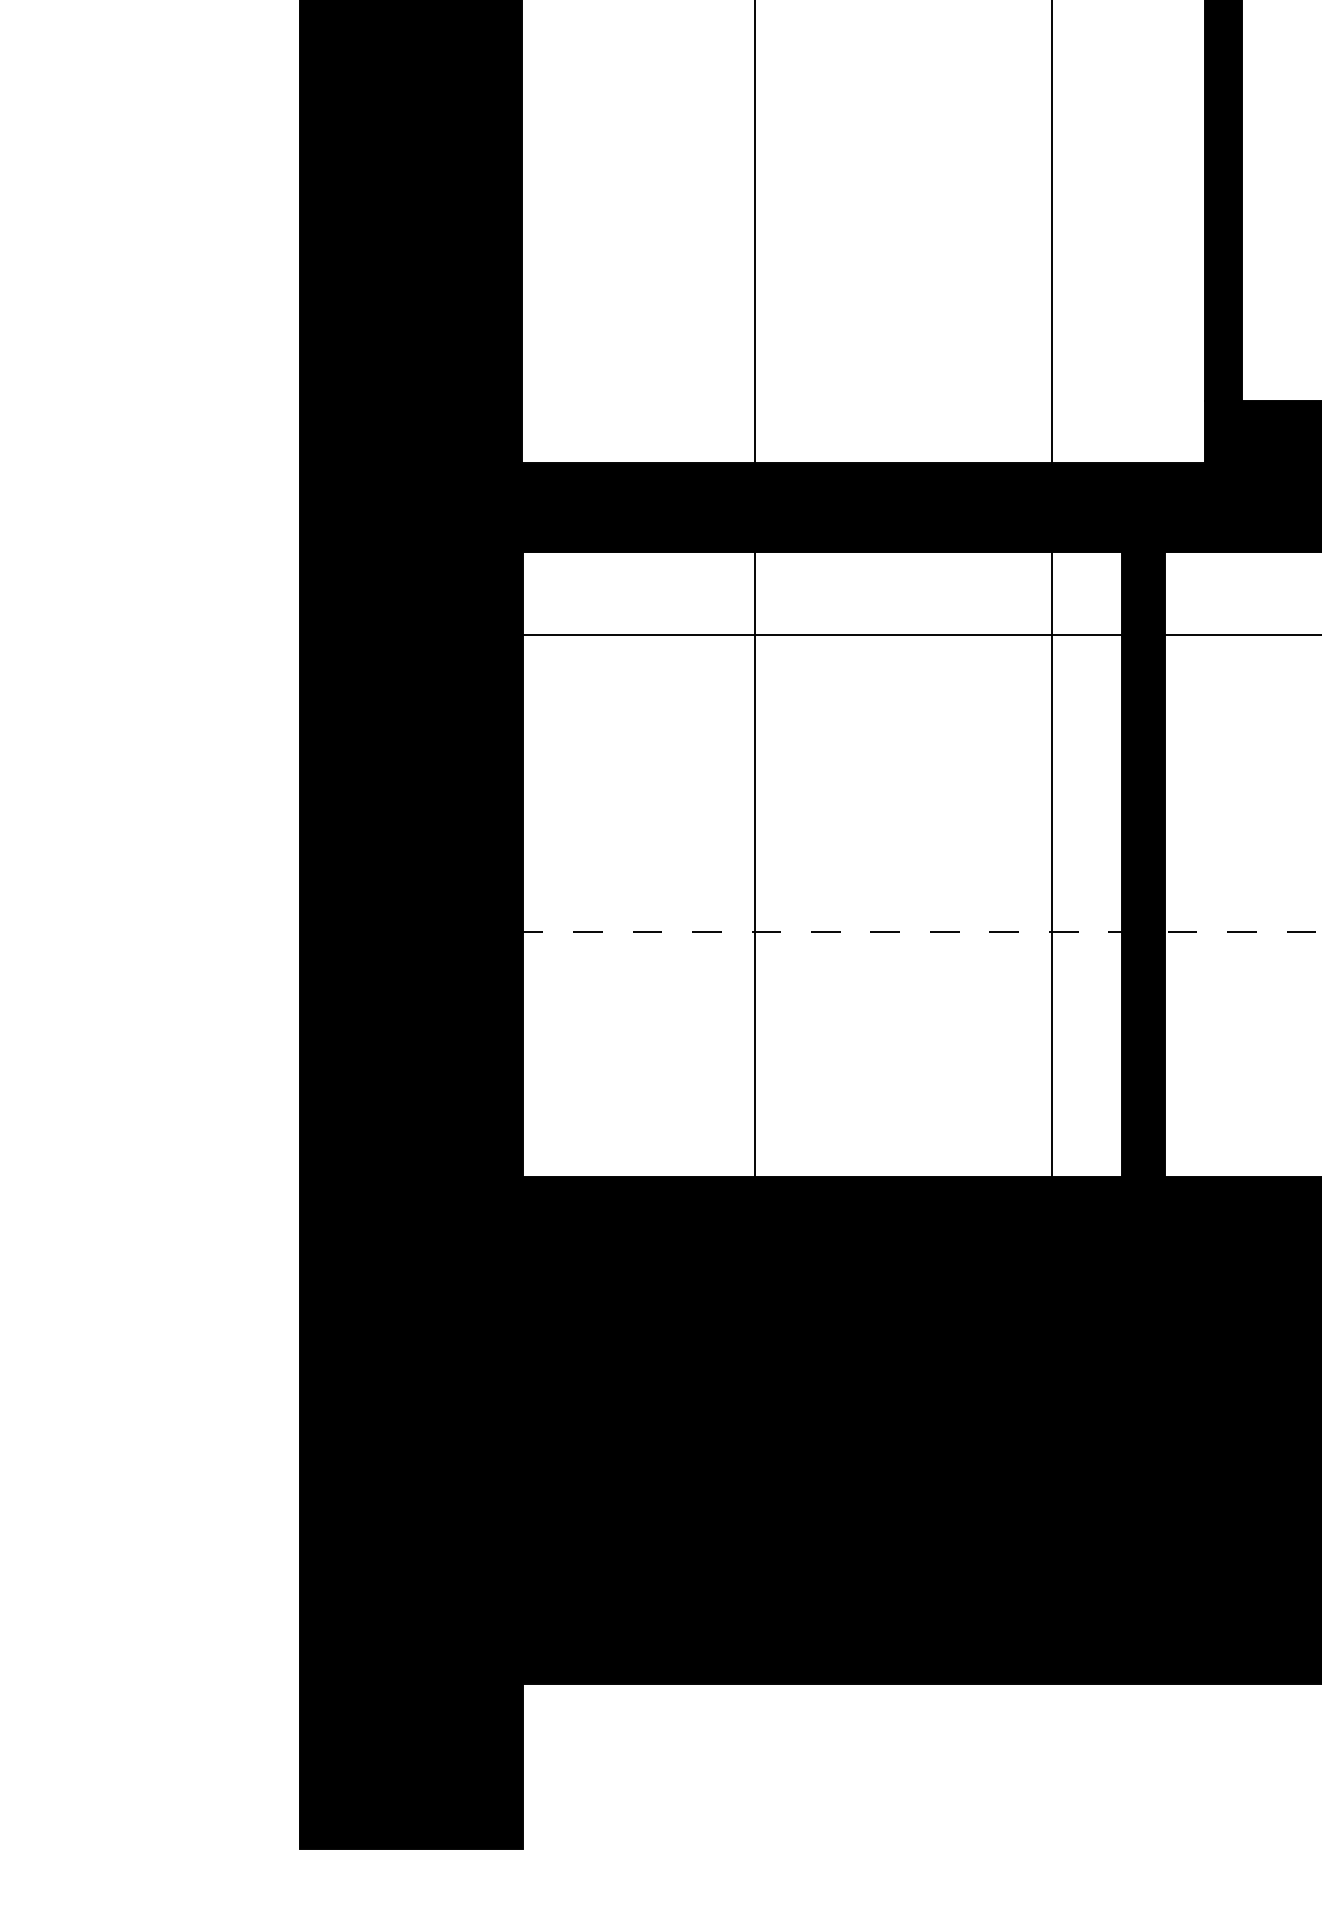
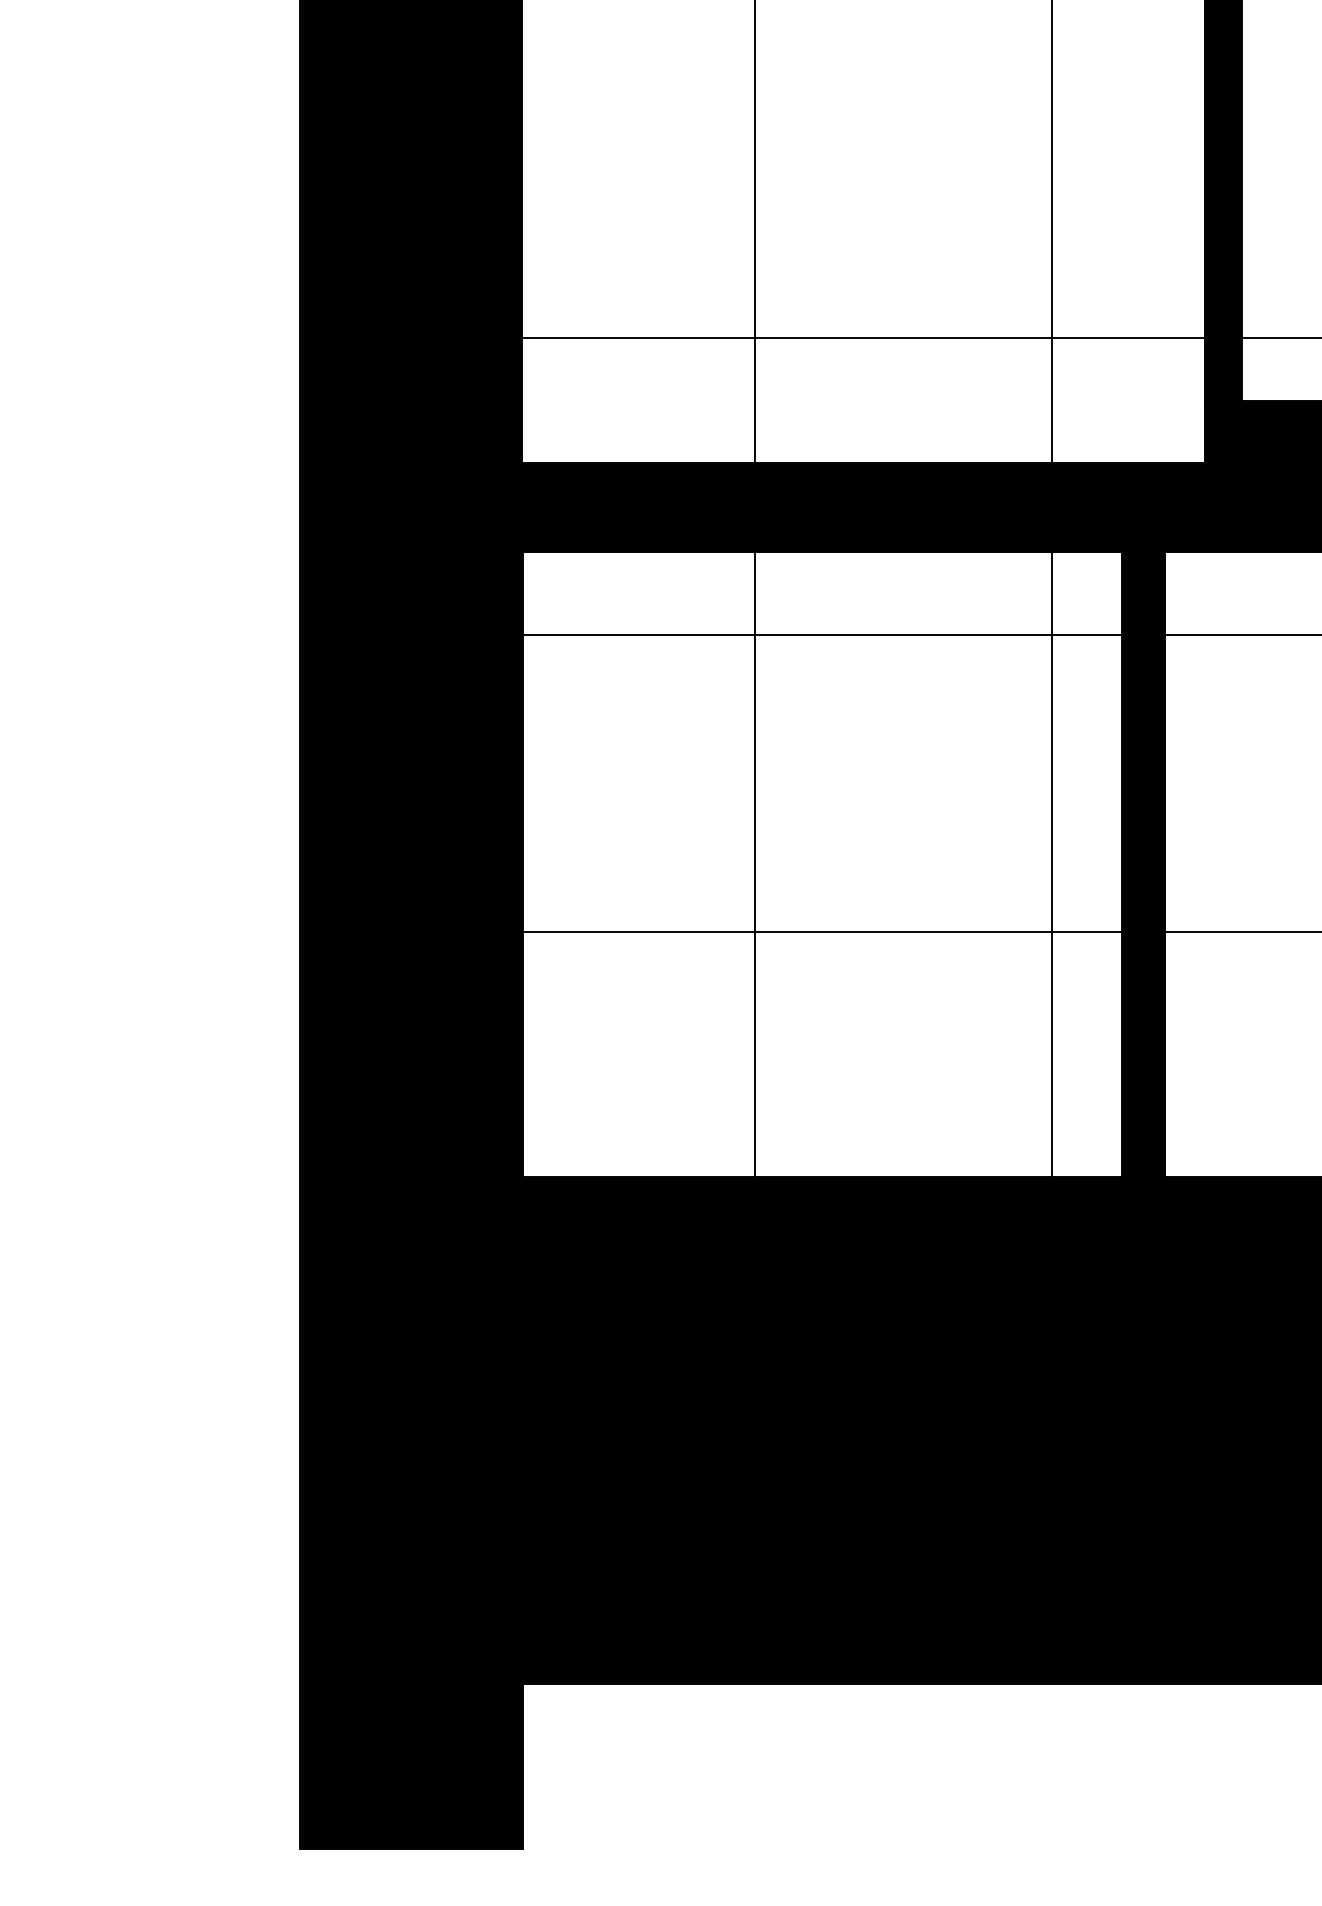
line: none -> present (872, 337)
line: dashed -> solid (874, 932)
